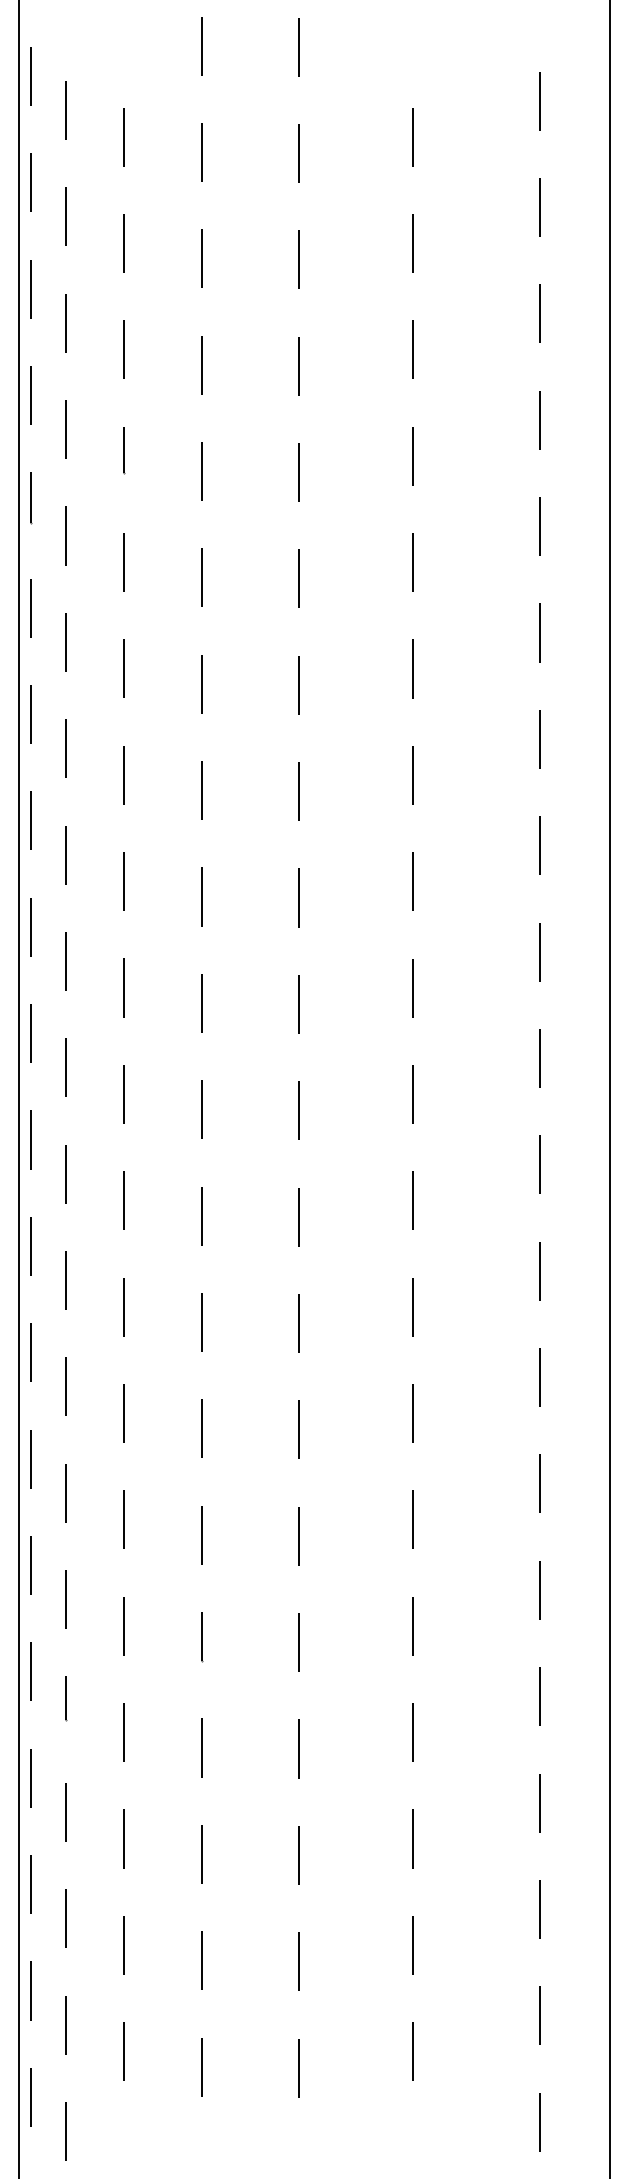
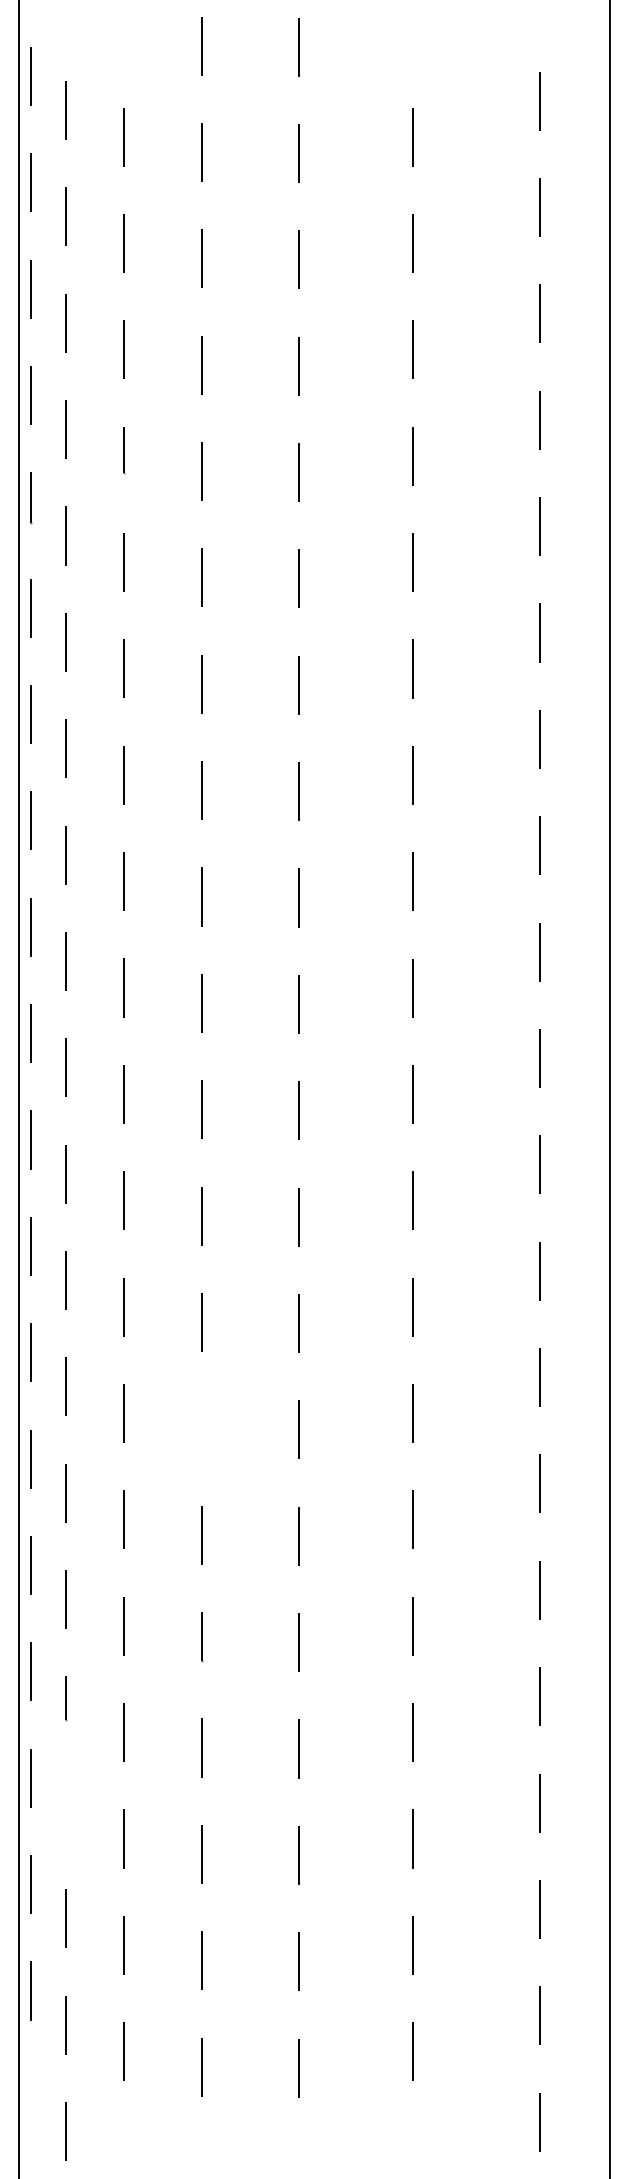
line: present -> none (202, 1428)
line: present -> none (66, 1811)
line: present -> none (30, 2096)
